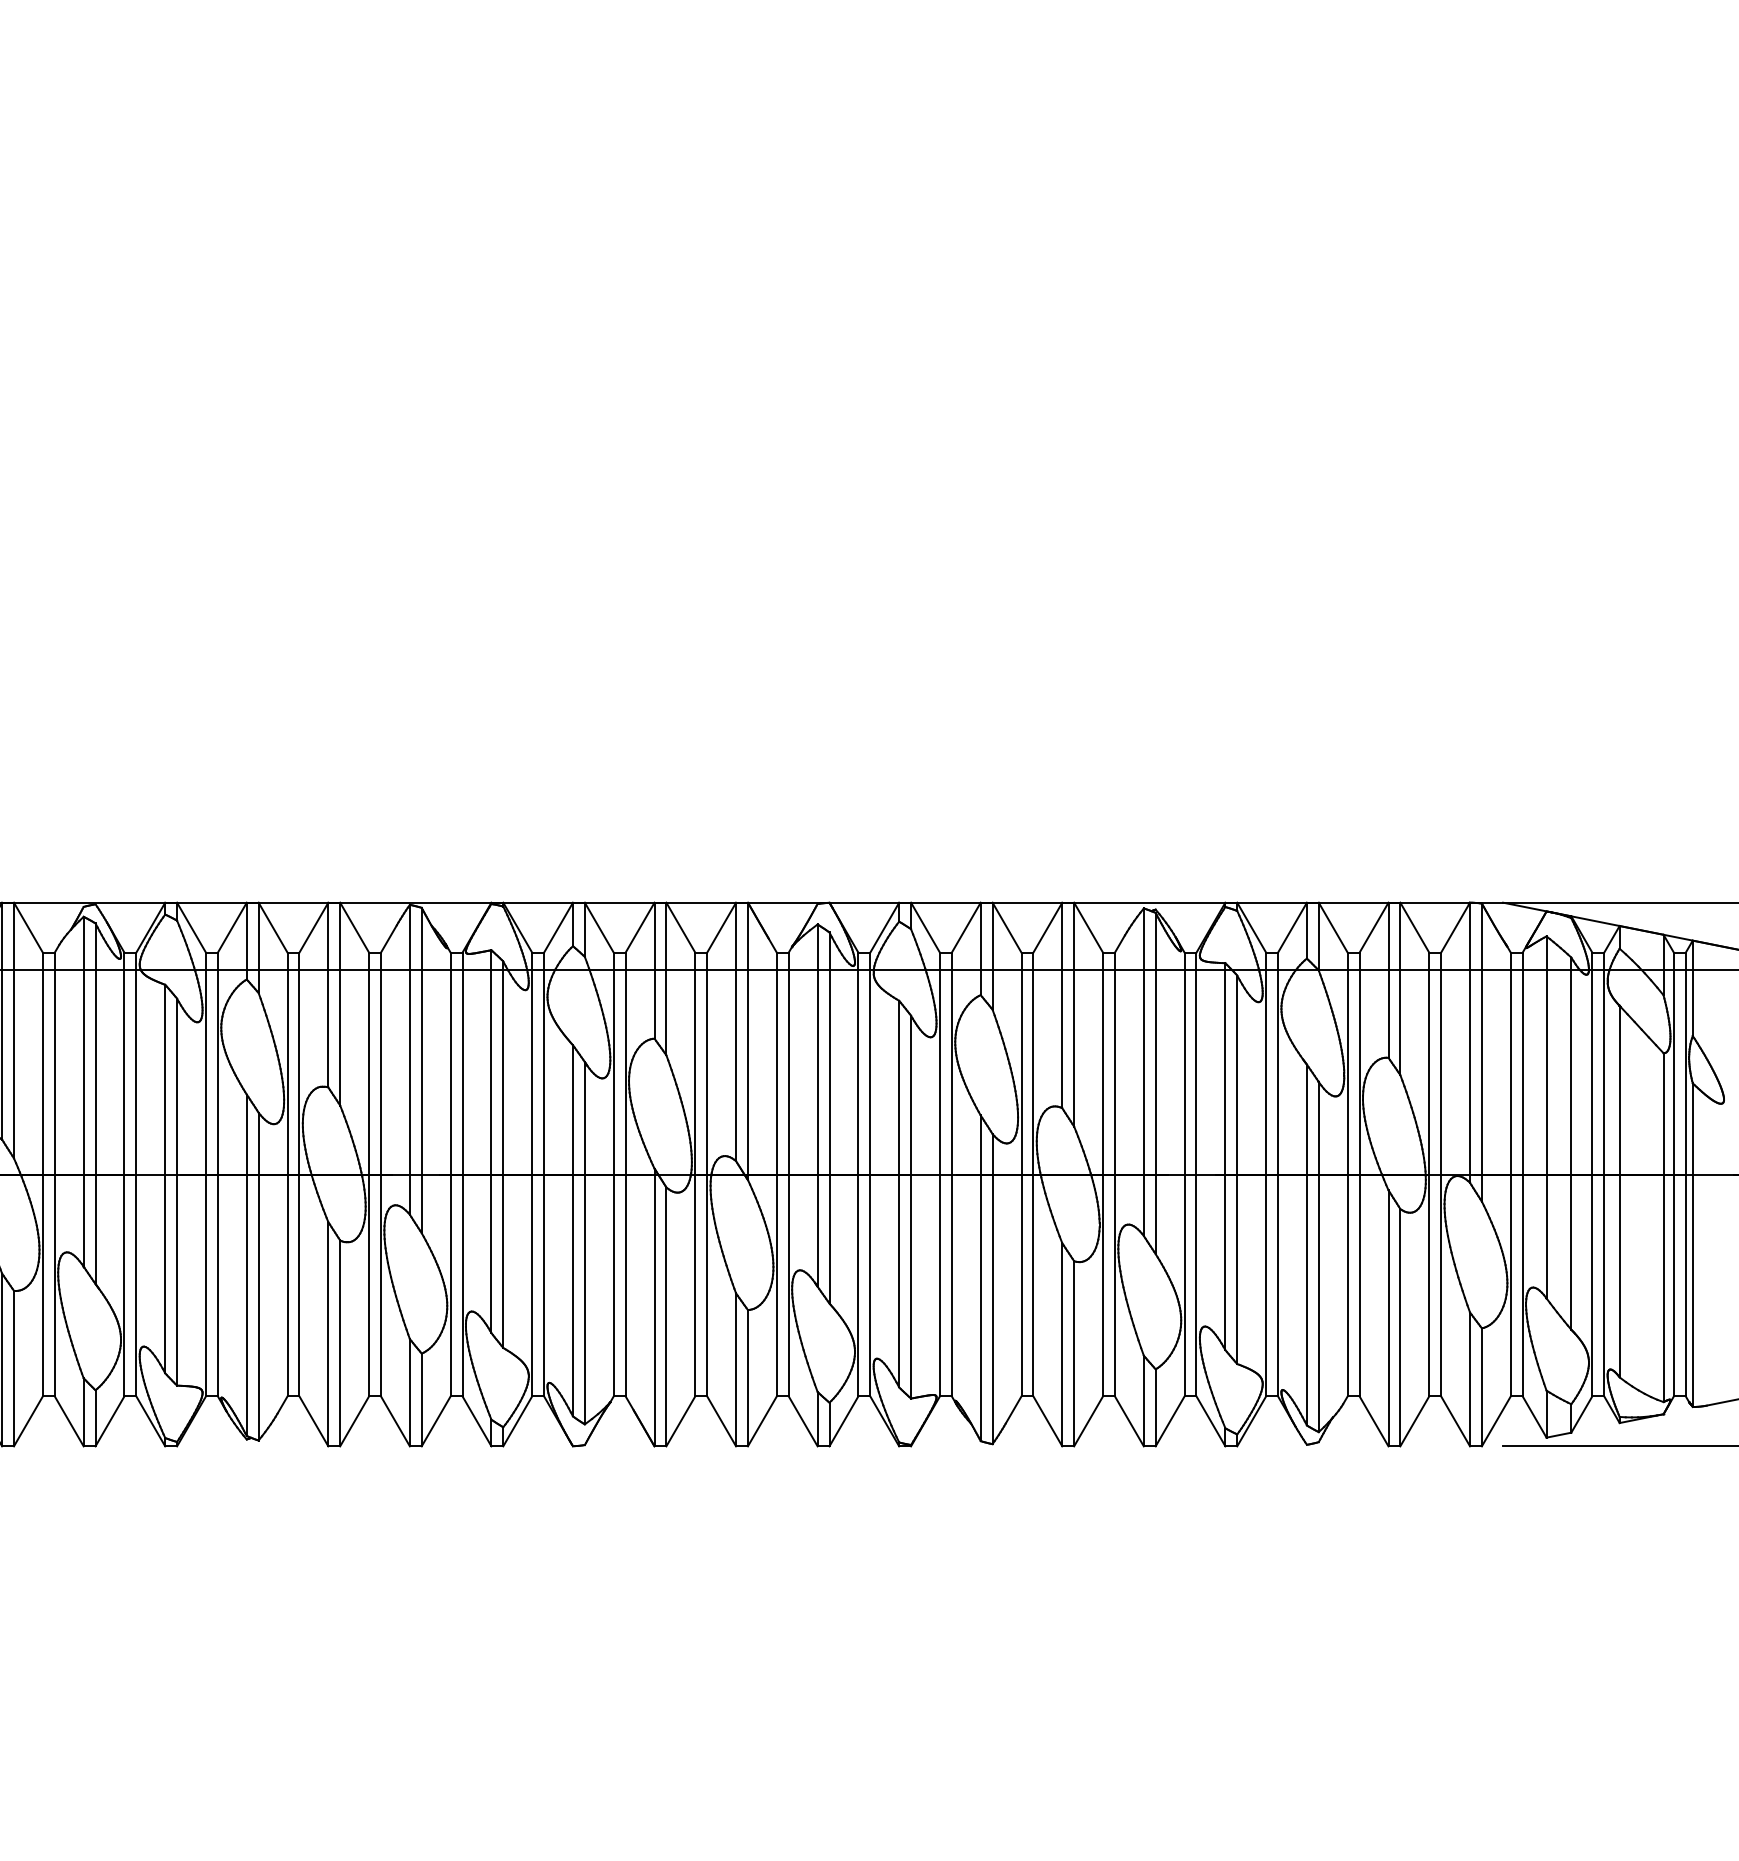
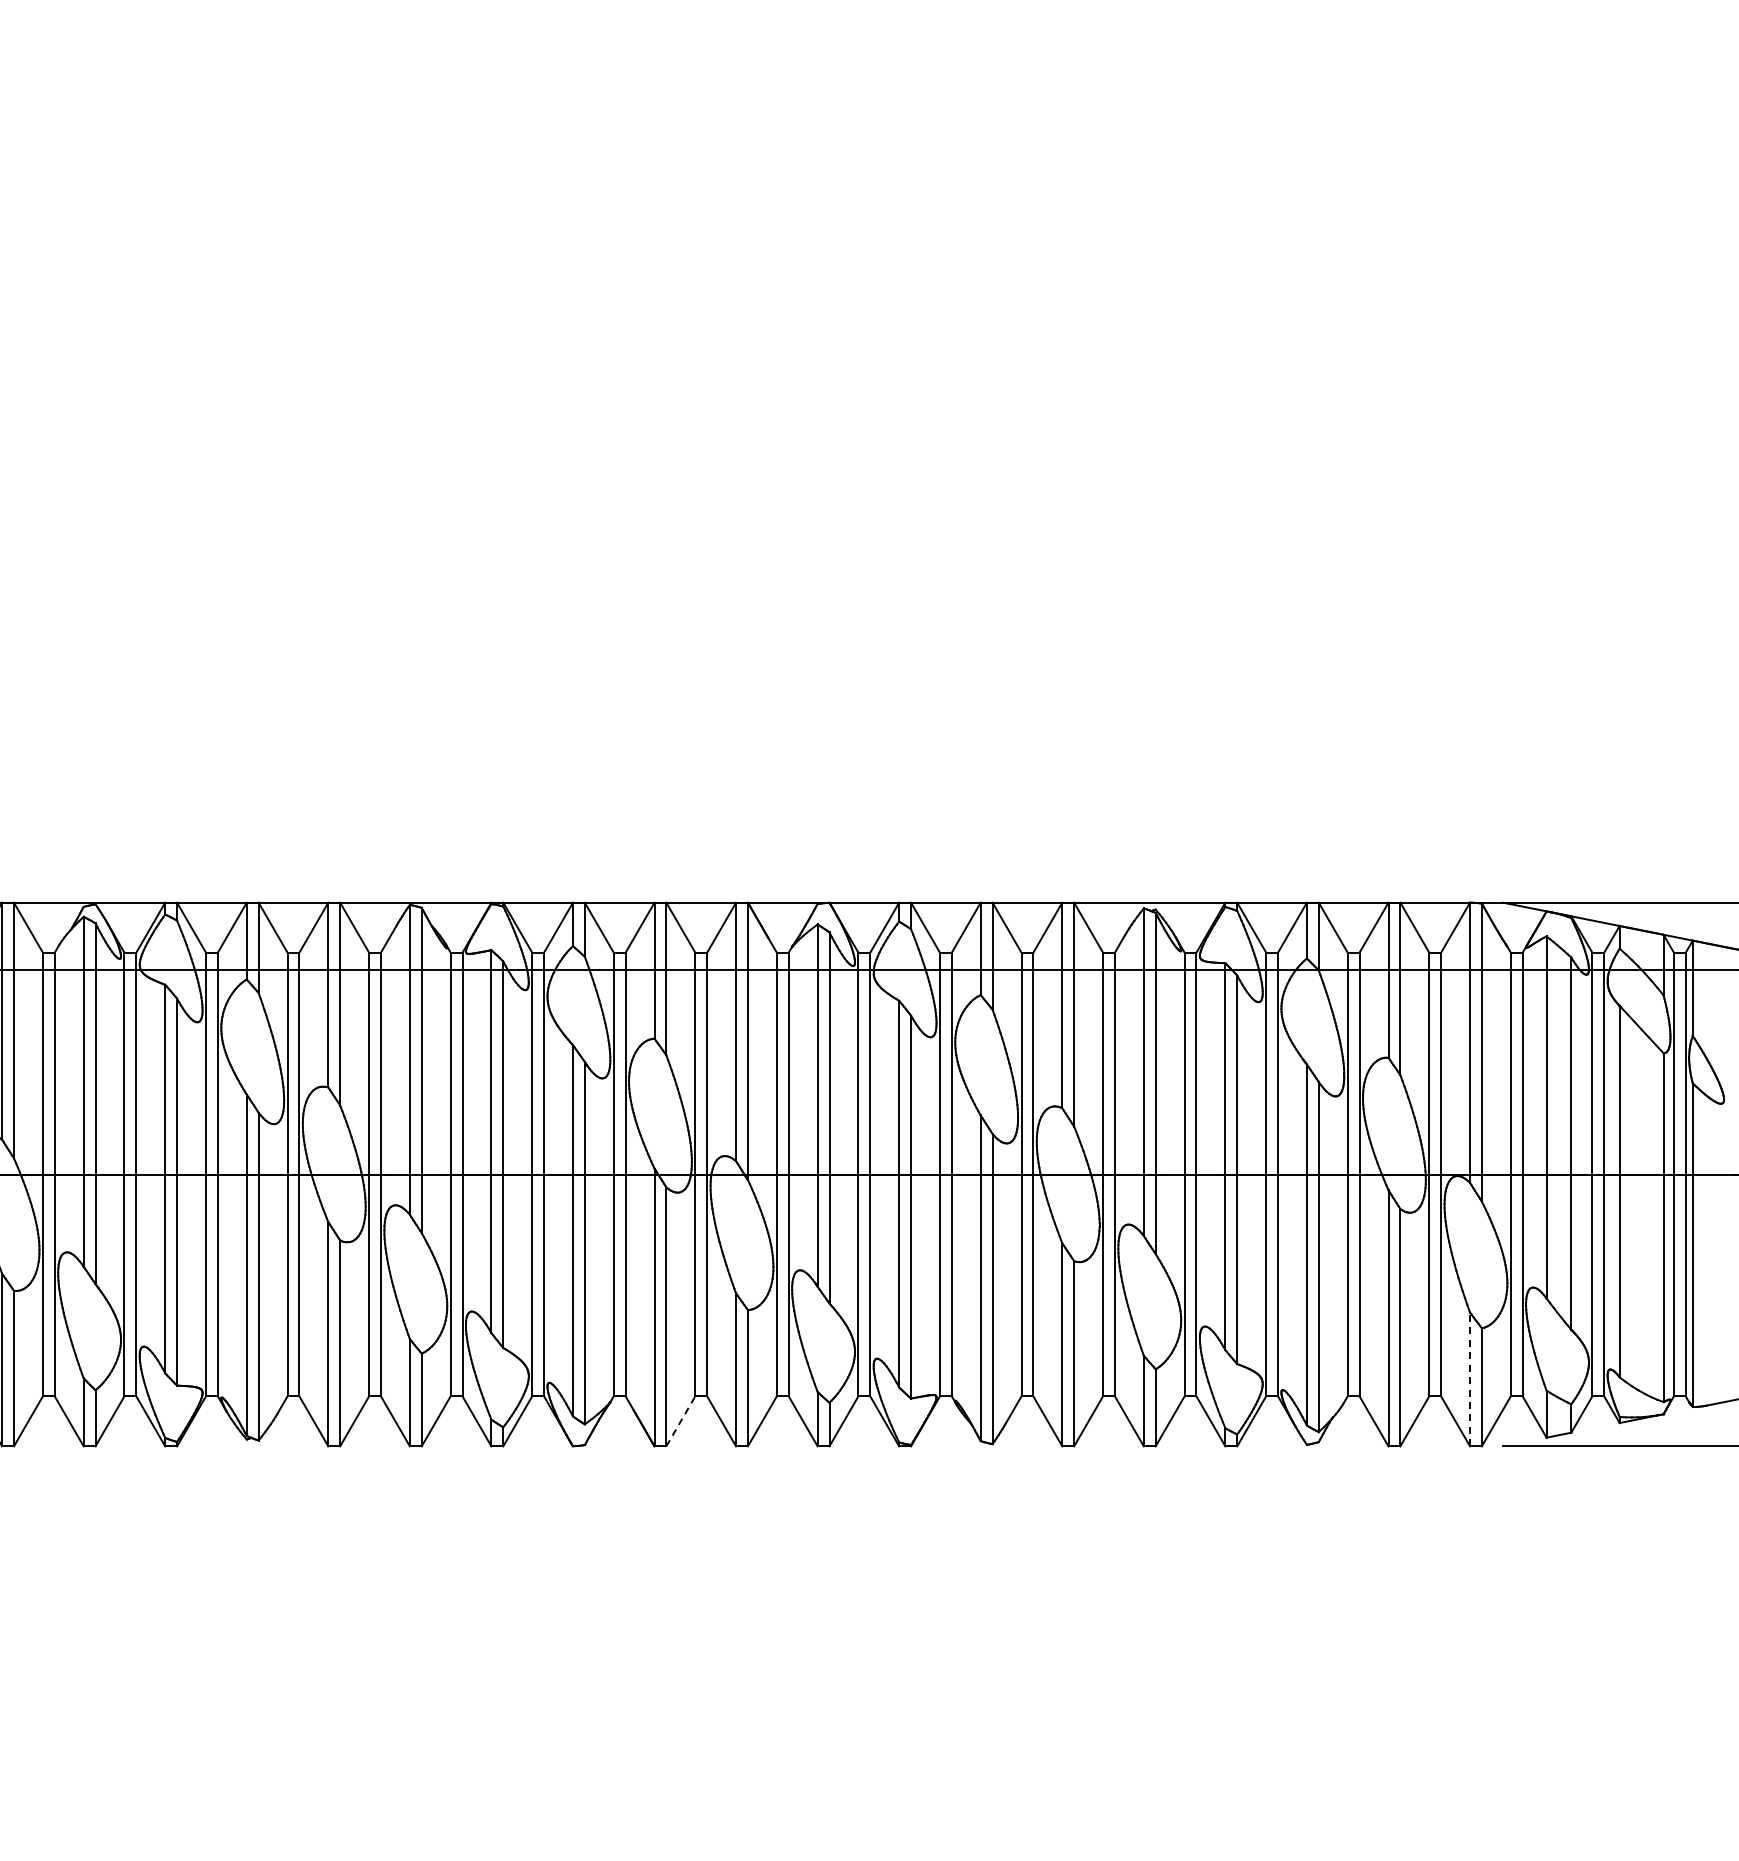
line: solid -> dashed (1470, 1379)
line: solid -> dashed (680, 1421)
